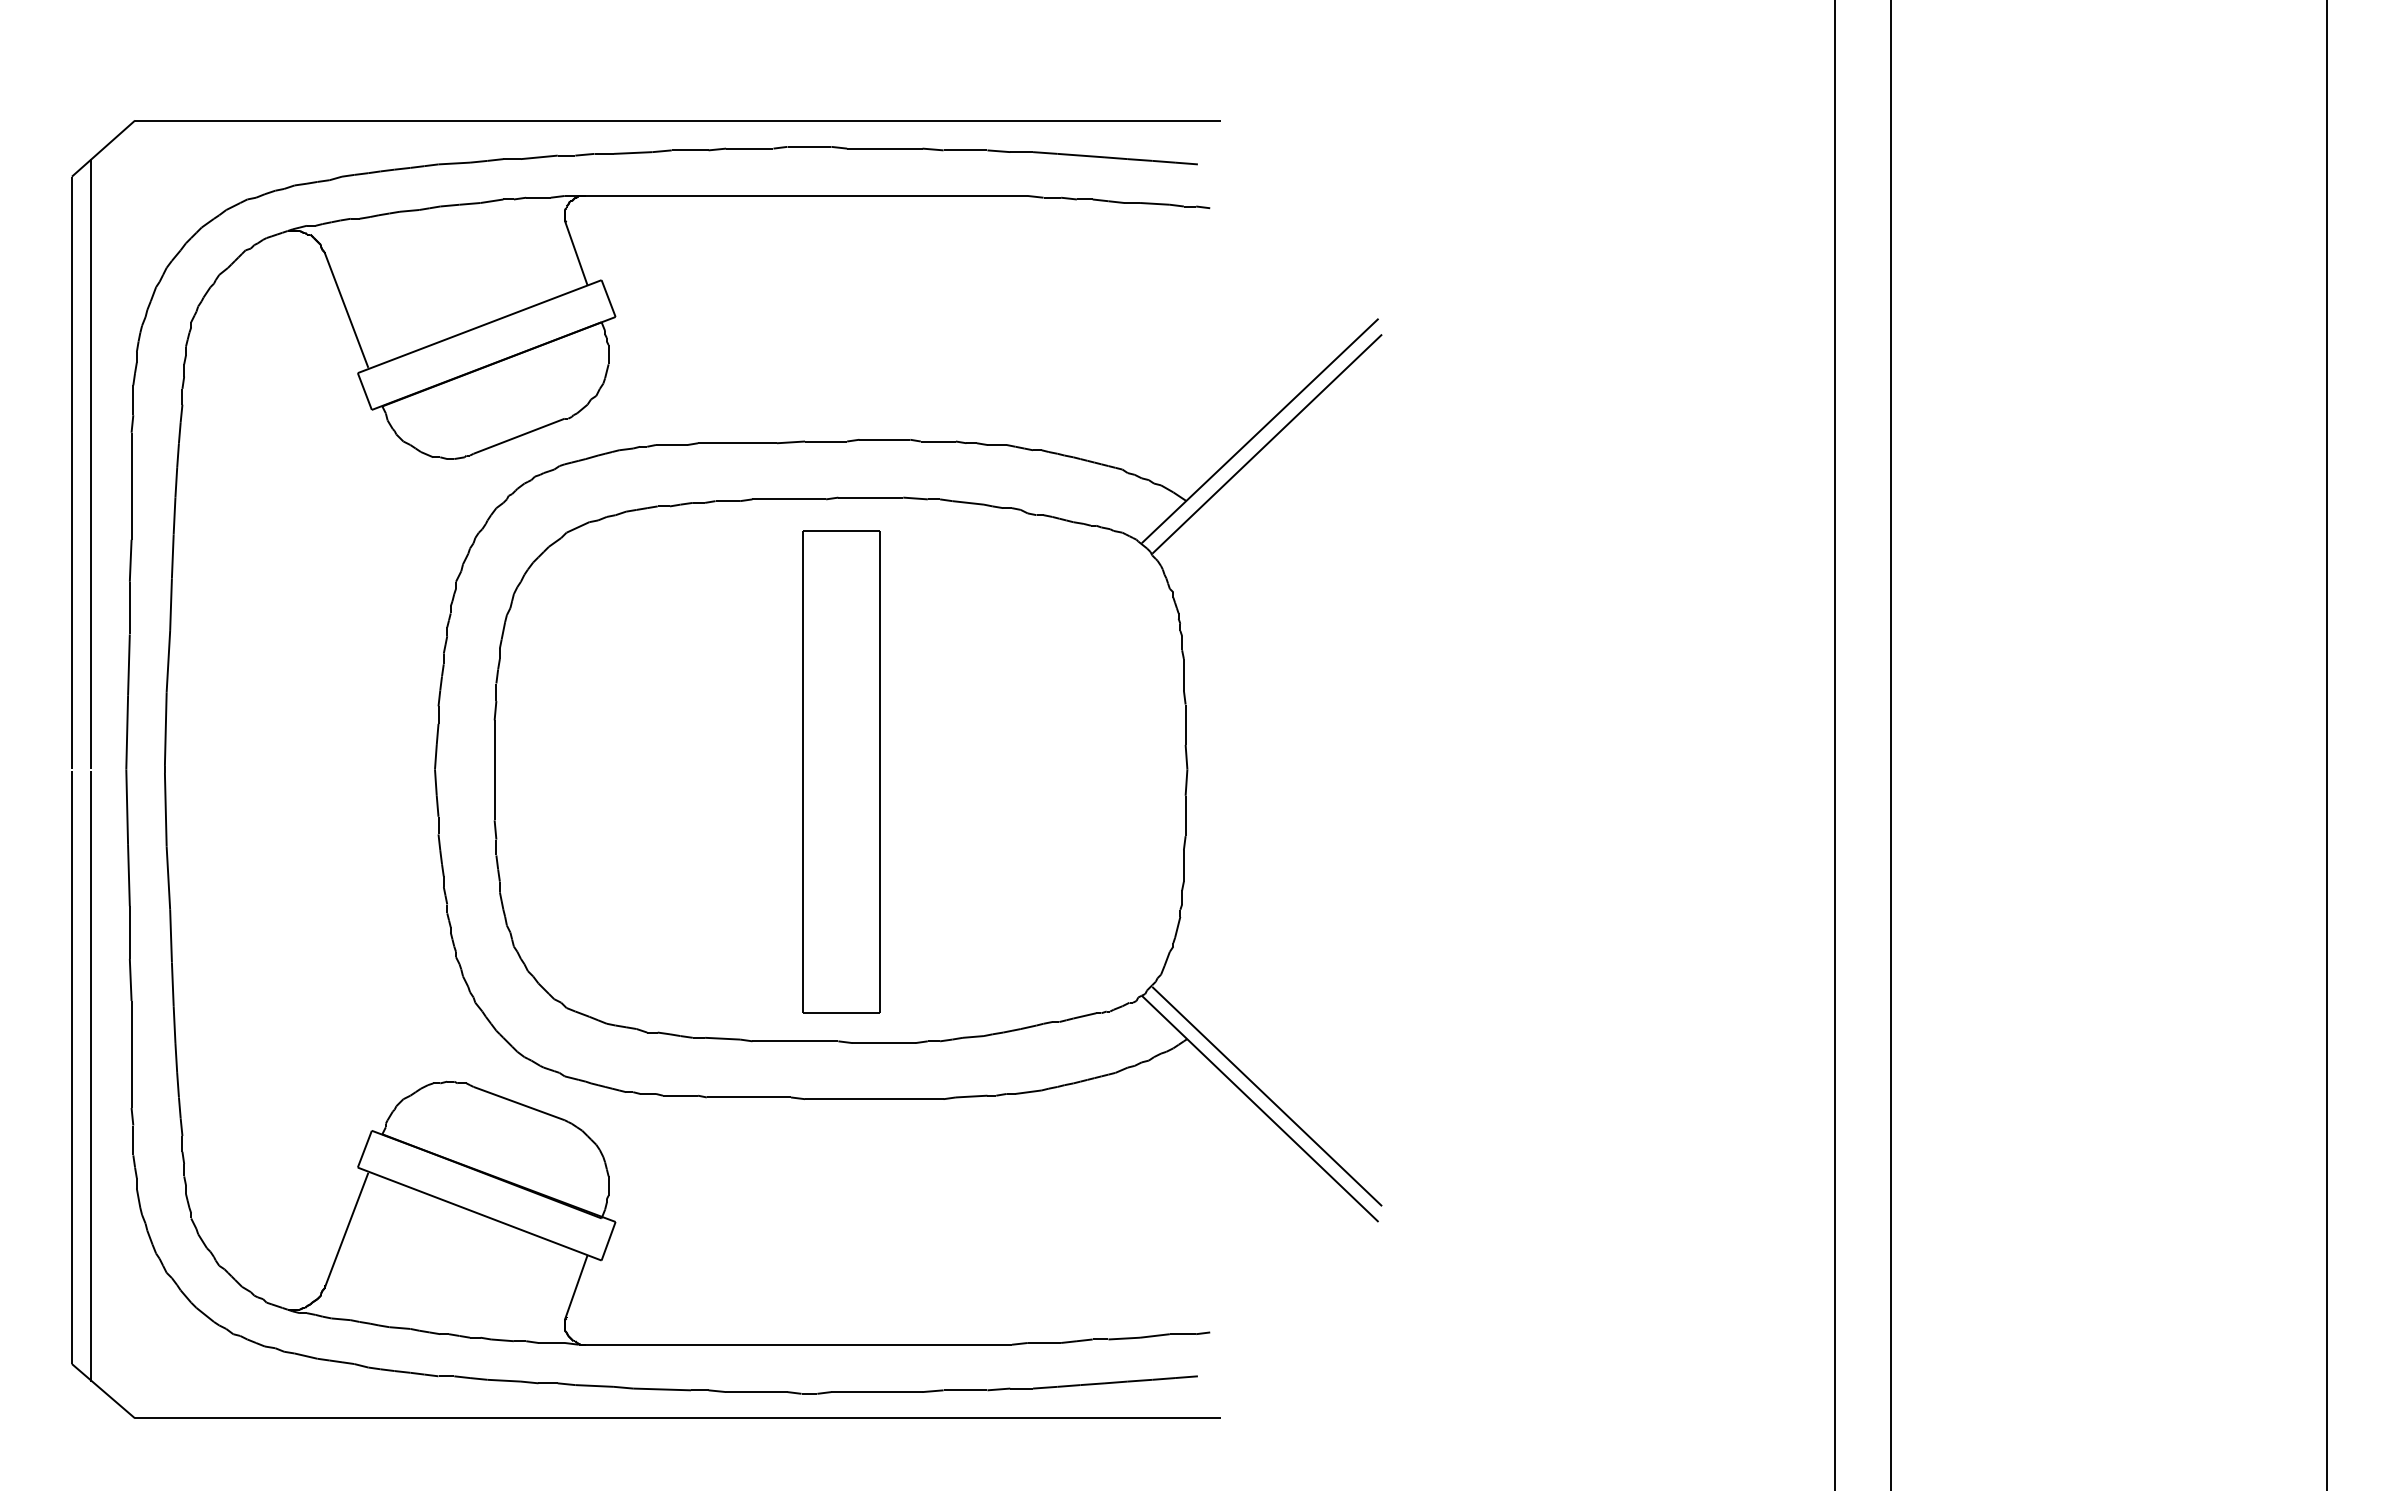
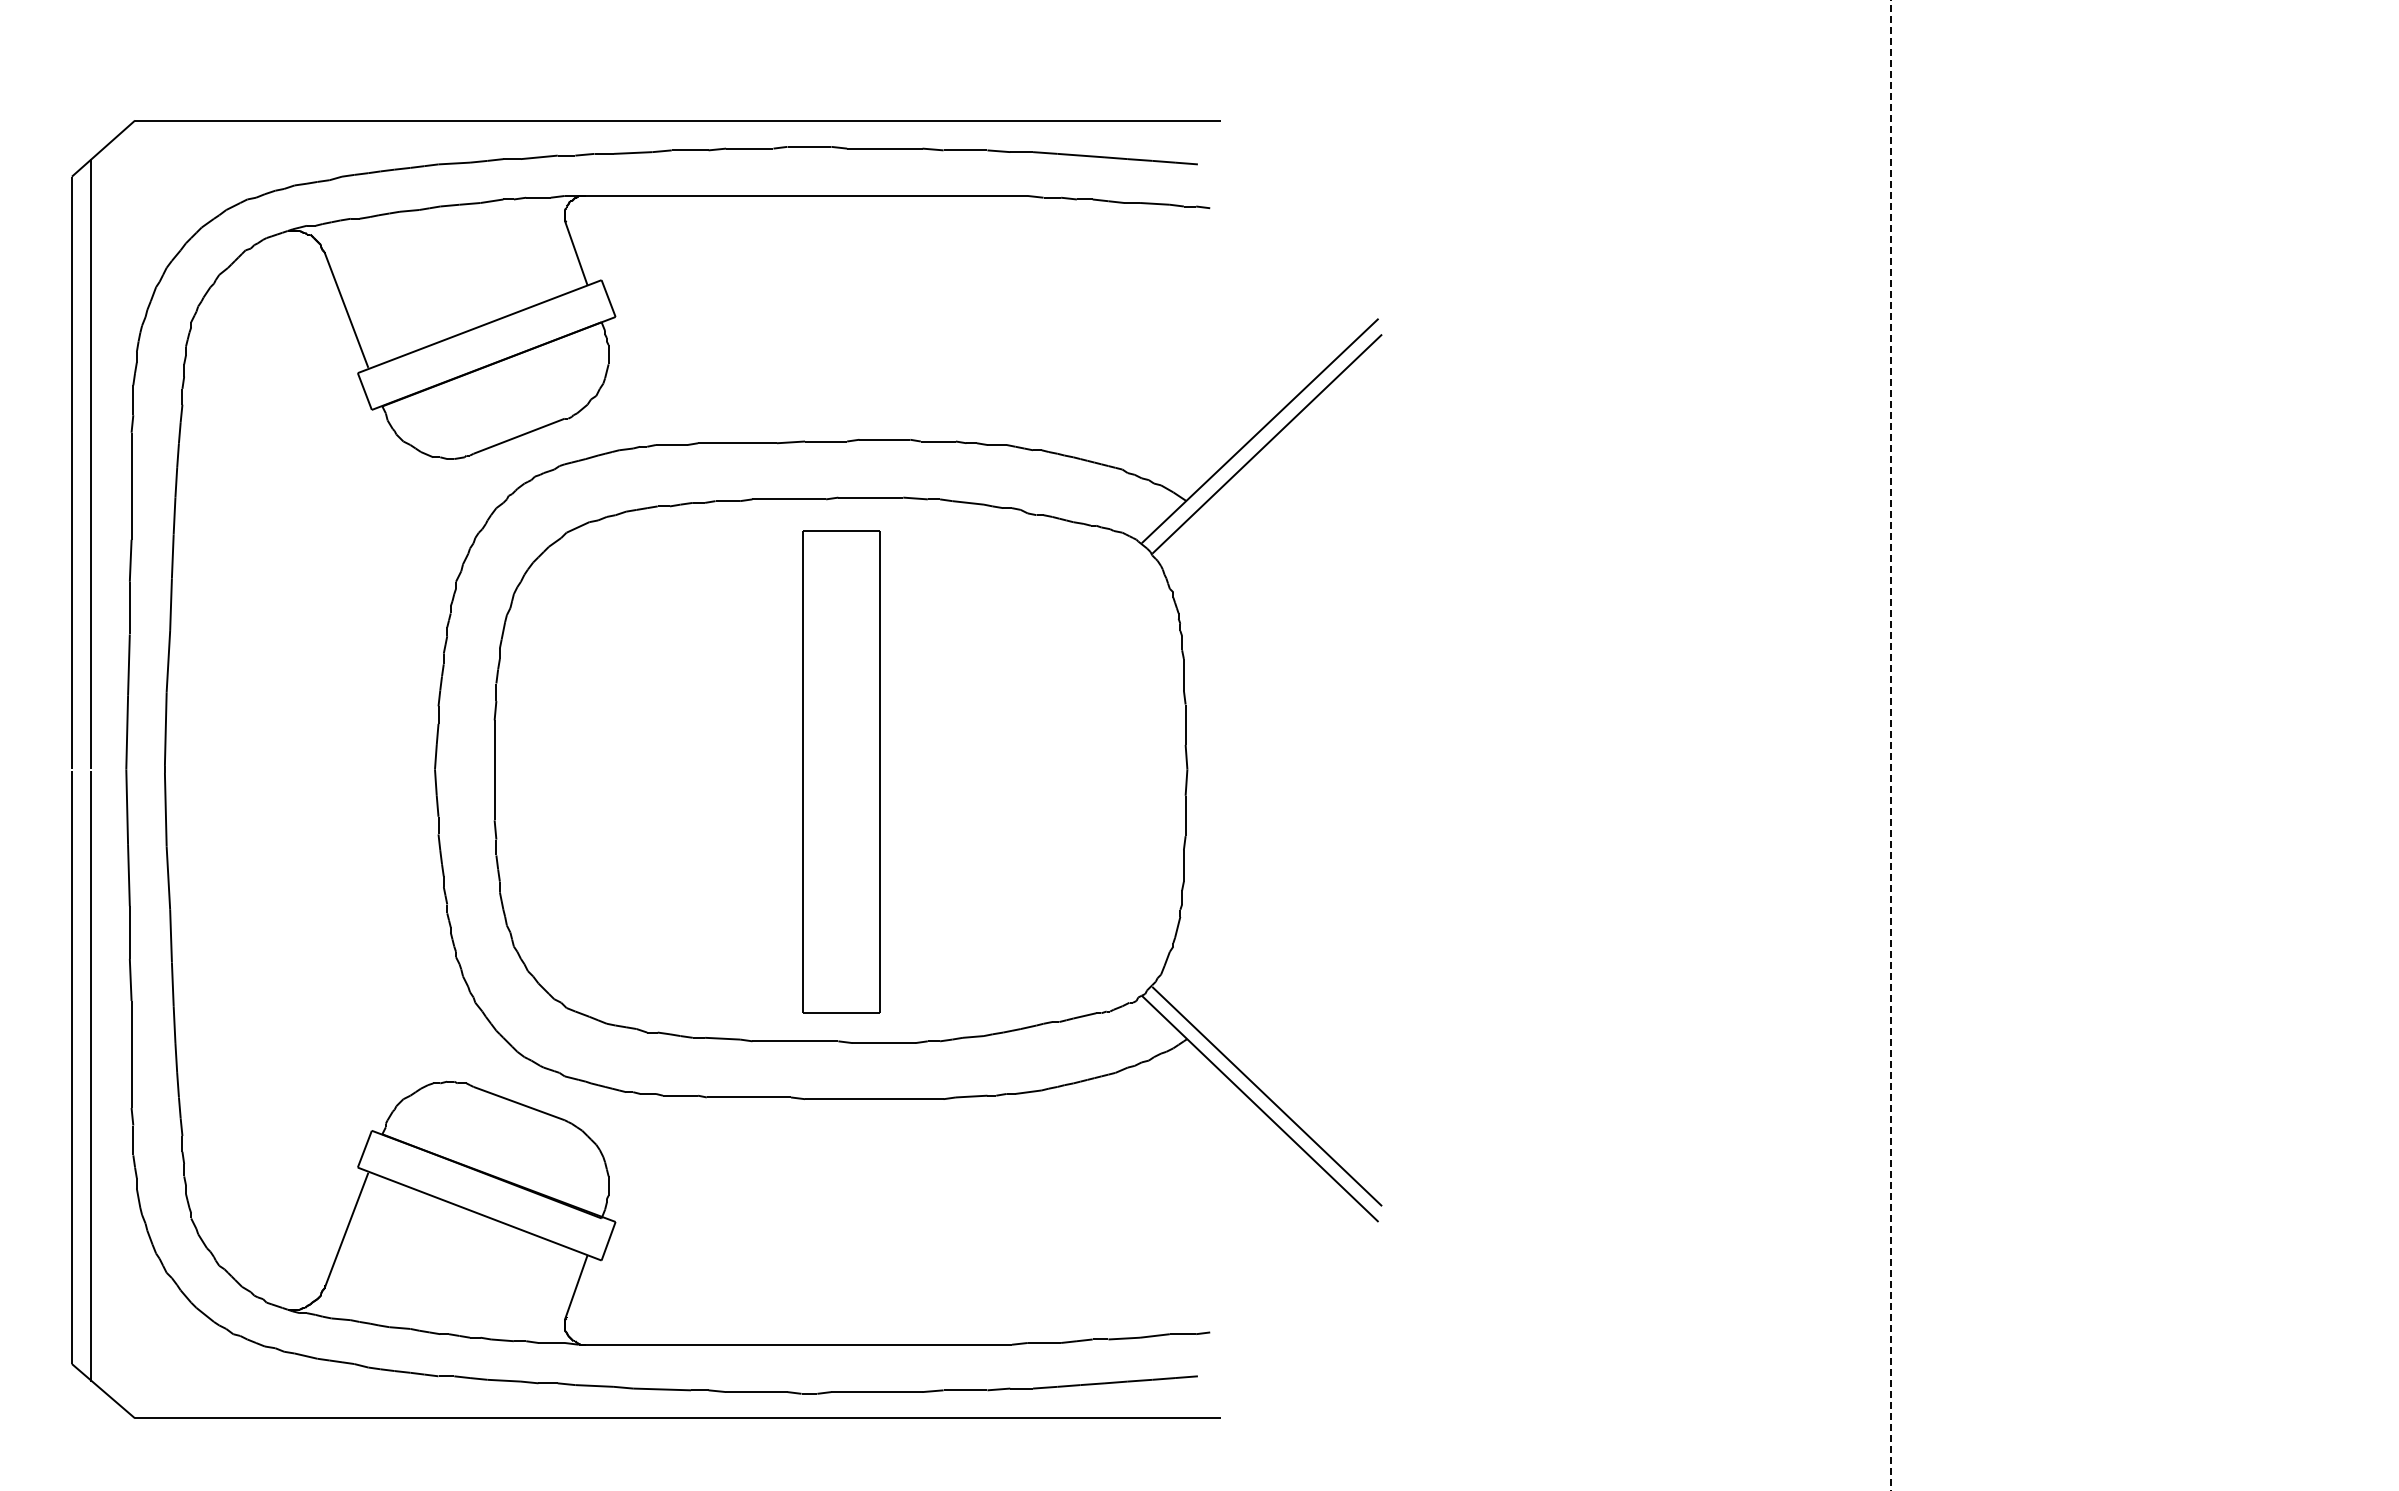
line: present -> none (1834, 744)
line: present -> none (2327, 744)
line: solid -> dashed (1891, 745)
